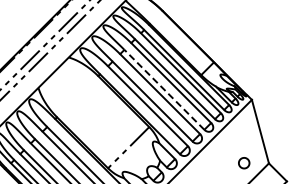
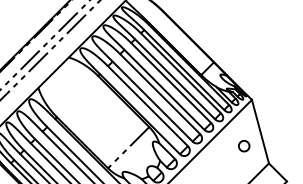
line: dashed -> solid (164, 89)
part position: (244, 163) -> (244, 146) (244, 146)
